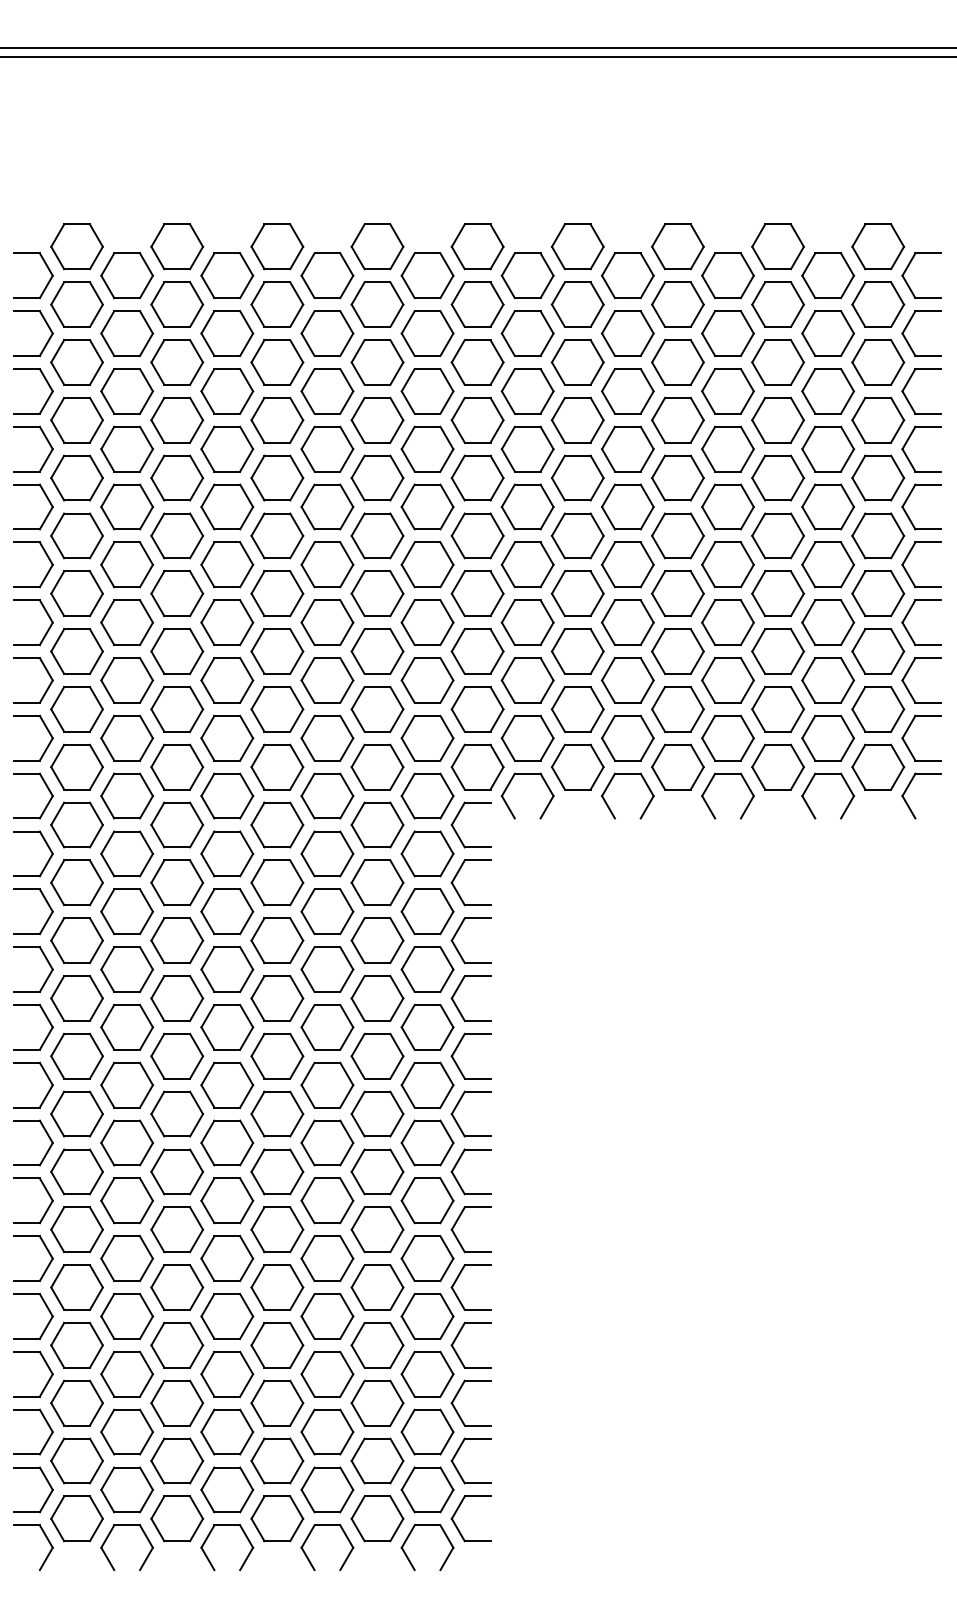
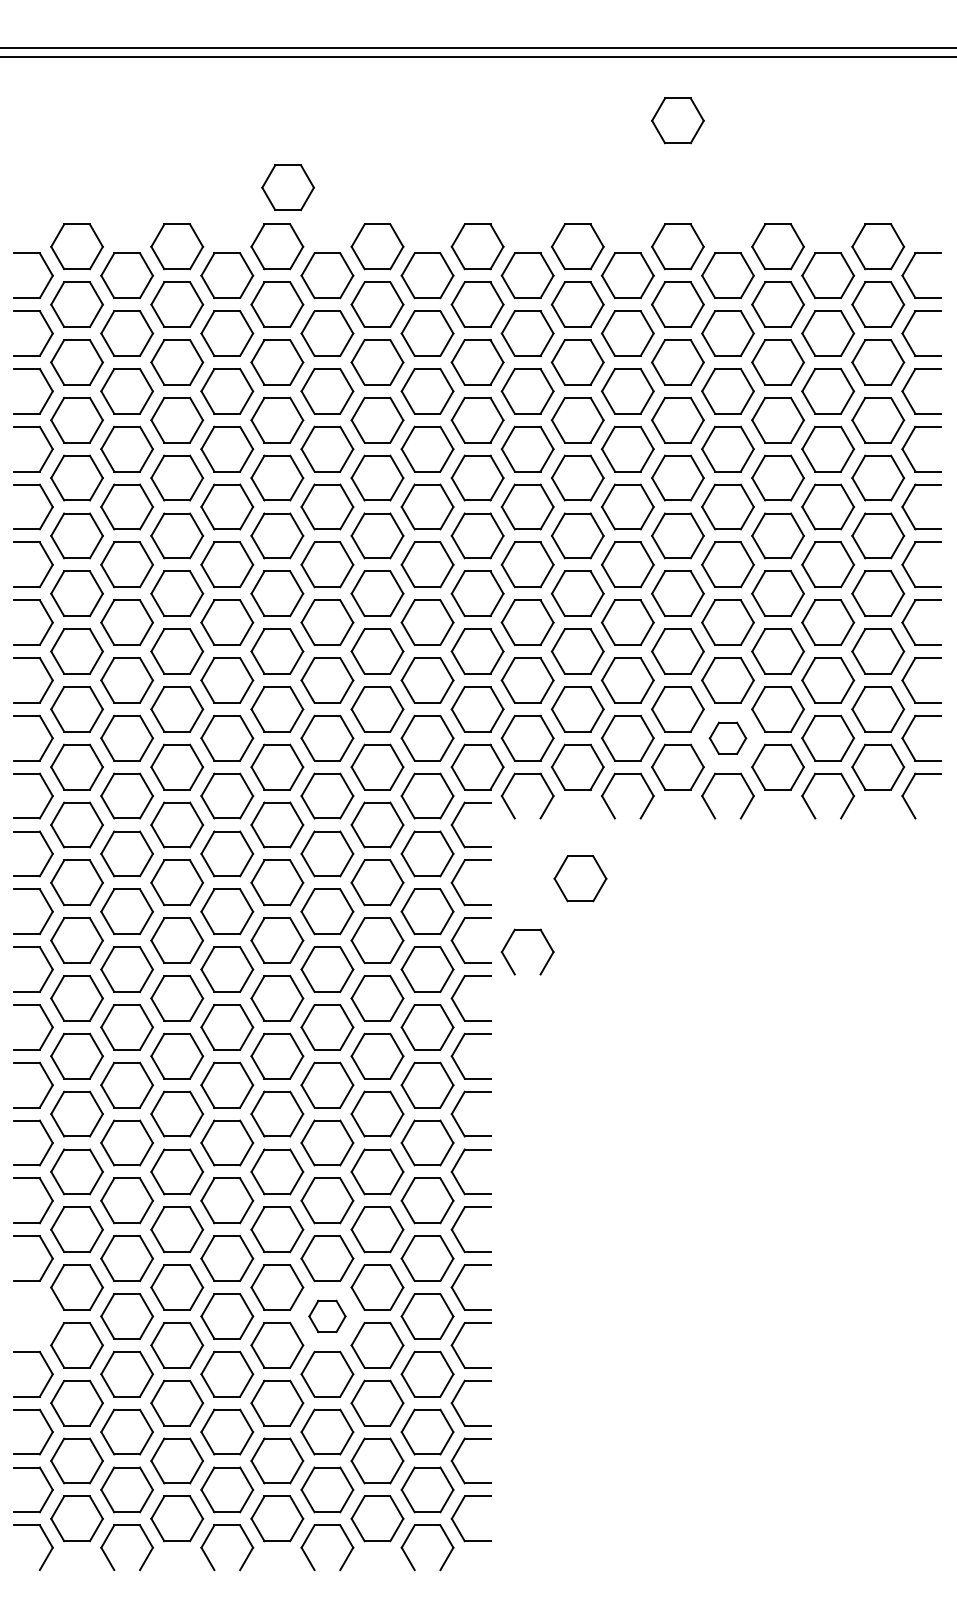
part: none -> present (677, 120)
part: none -> present (287, 187)
part size: 54x47 px -> 40x34 px (727, 737)
part: none -> present (580, 878)
part: none -> present (509, 941)
part size: 55x47 px -> 39x35 px (327, 1316)
part: present -> none (45, 1326)
